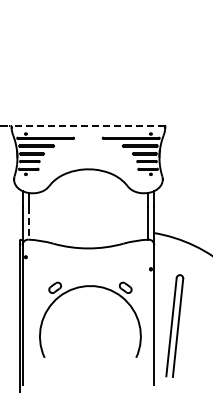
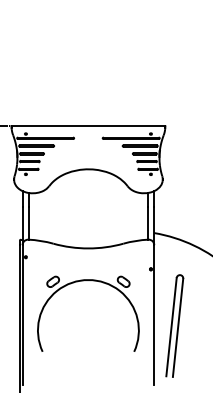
line: dashed -> solid (87, 126)
line: dashed -> solid (29, 223)
part position: (86, 287) -> (84, 281) (84, 281)
